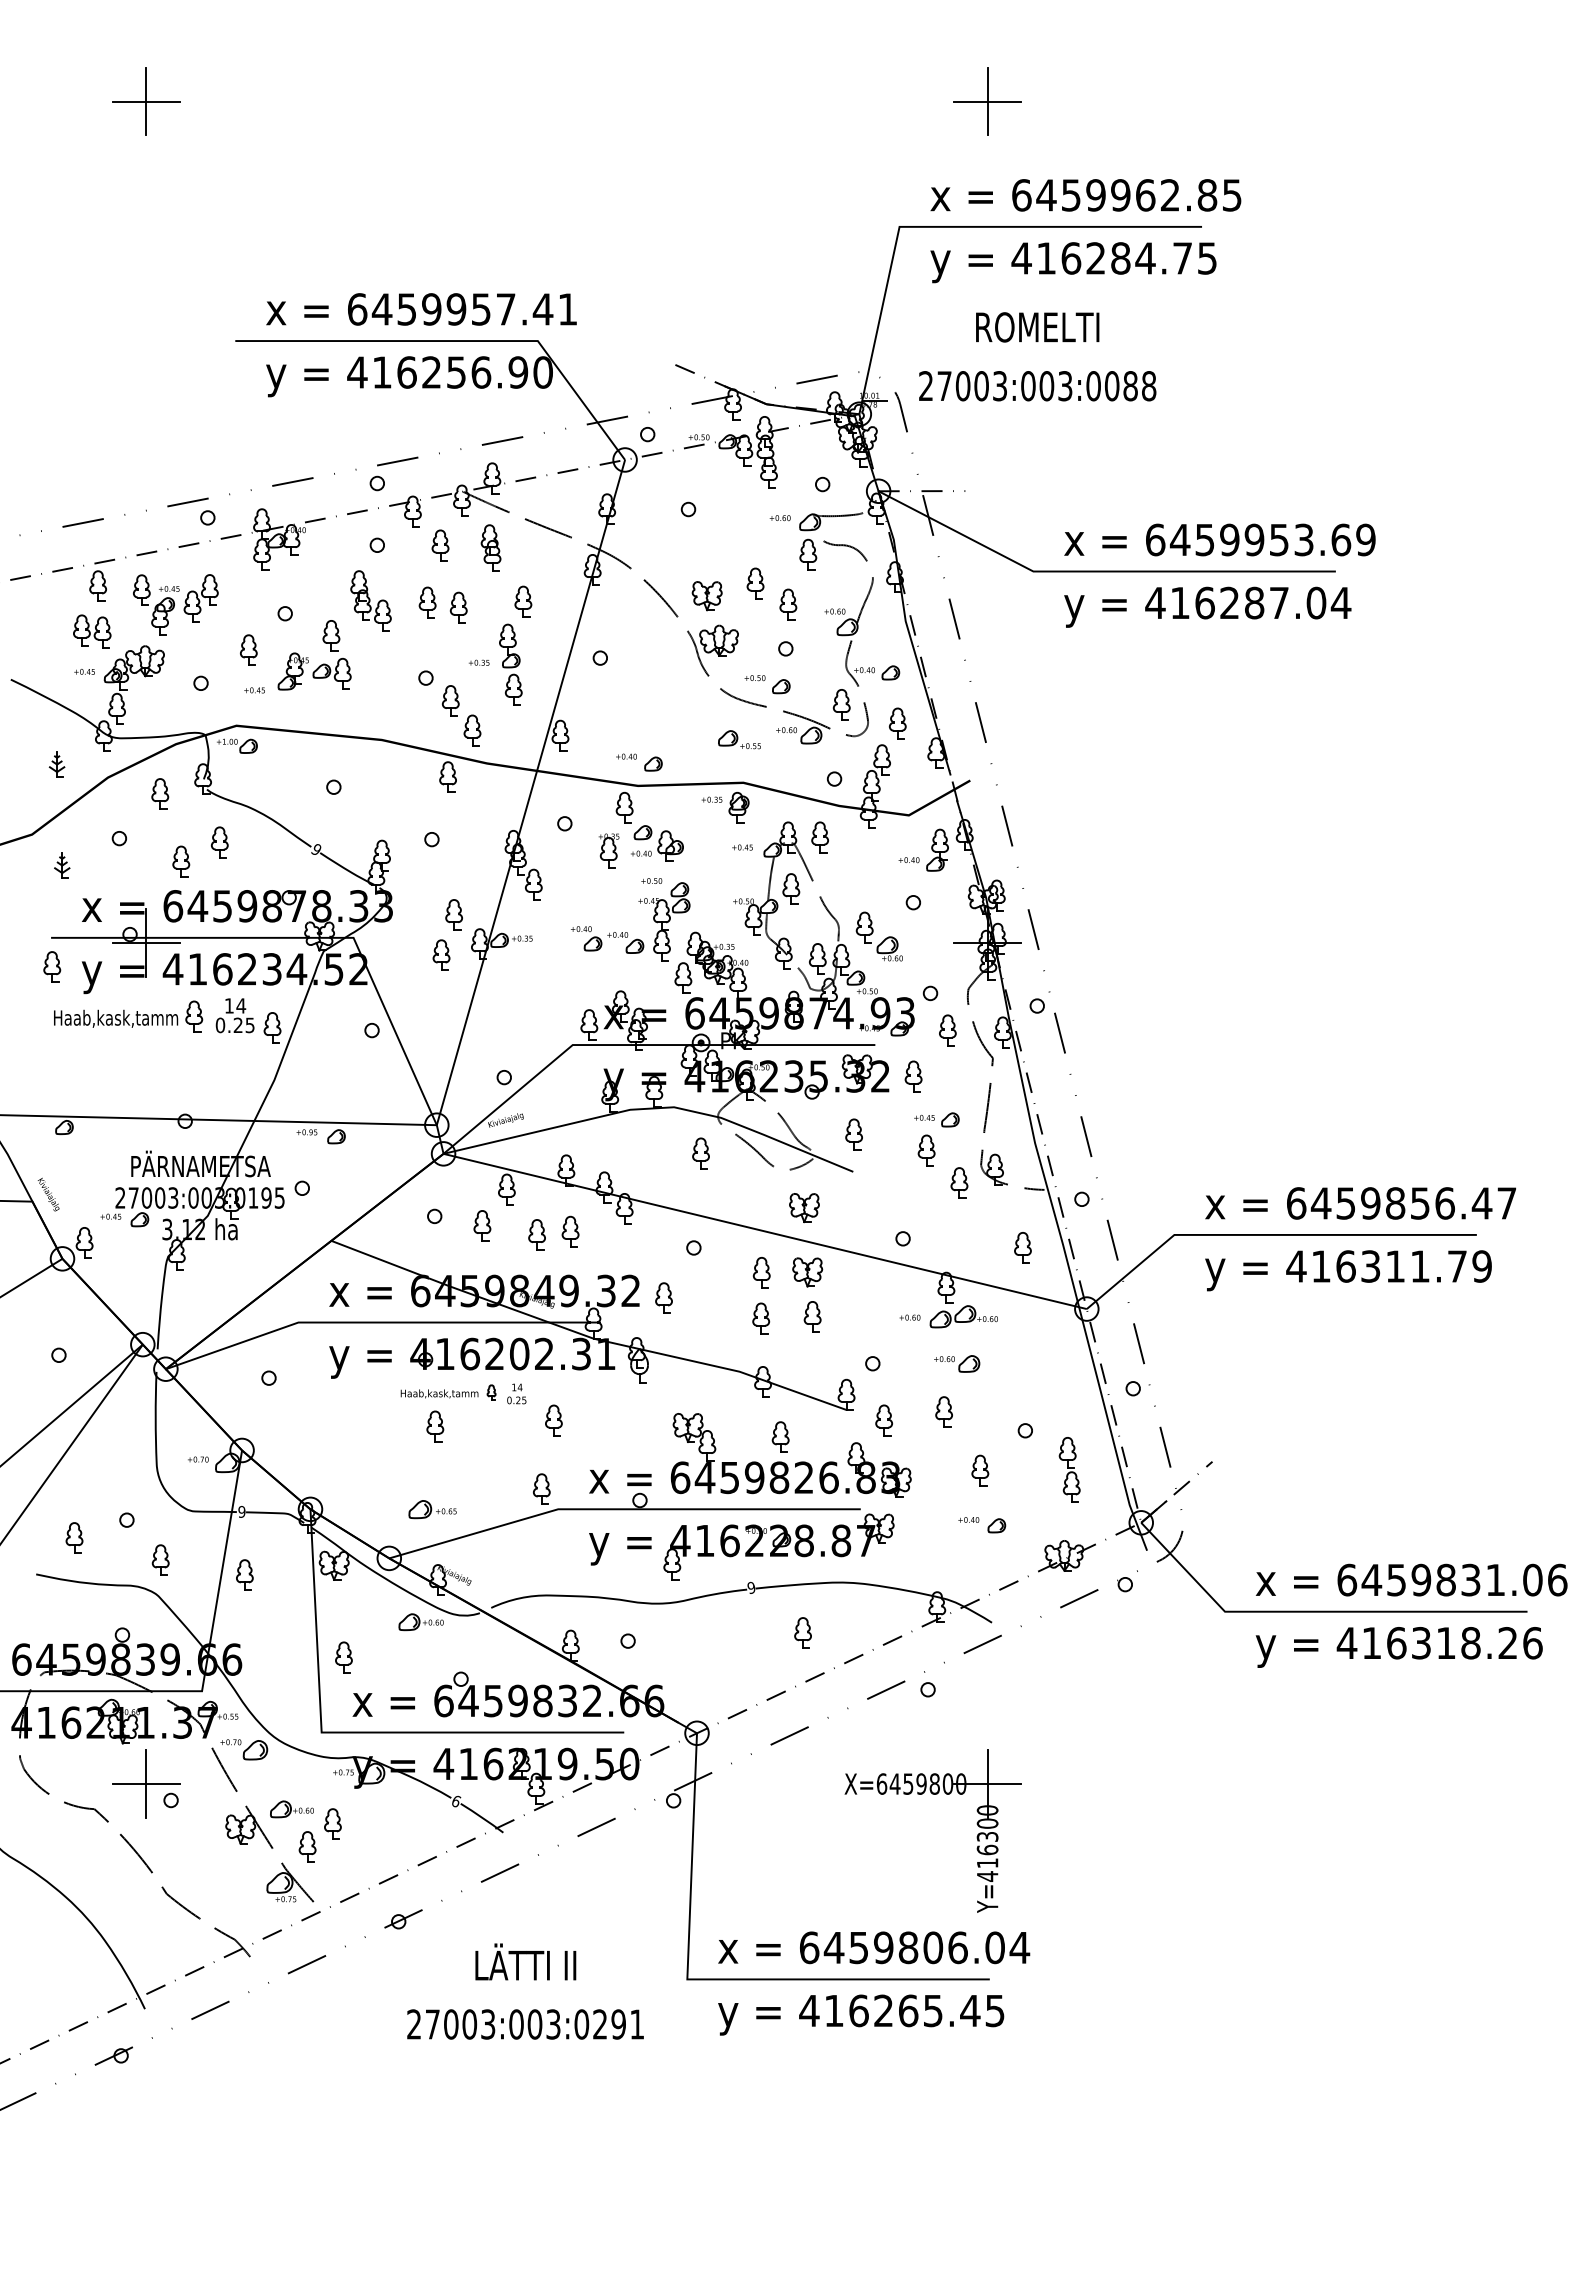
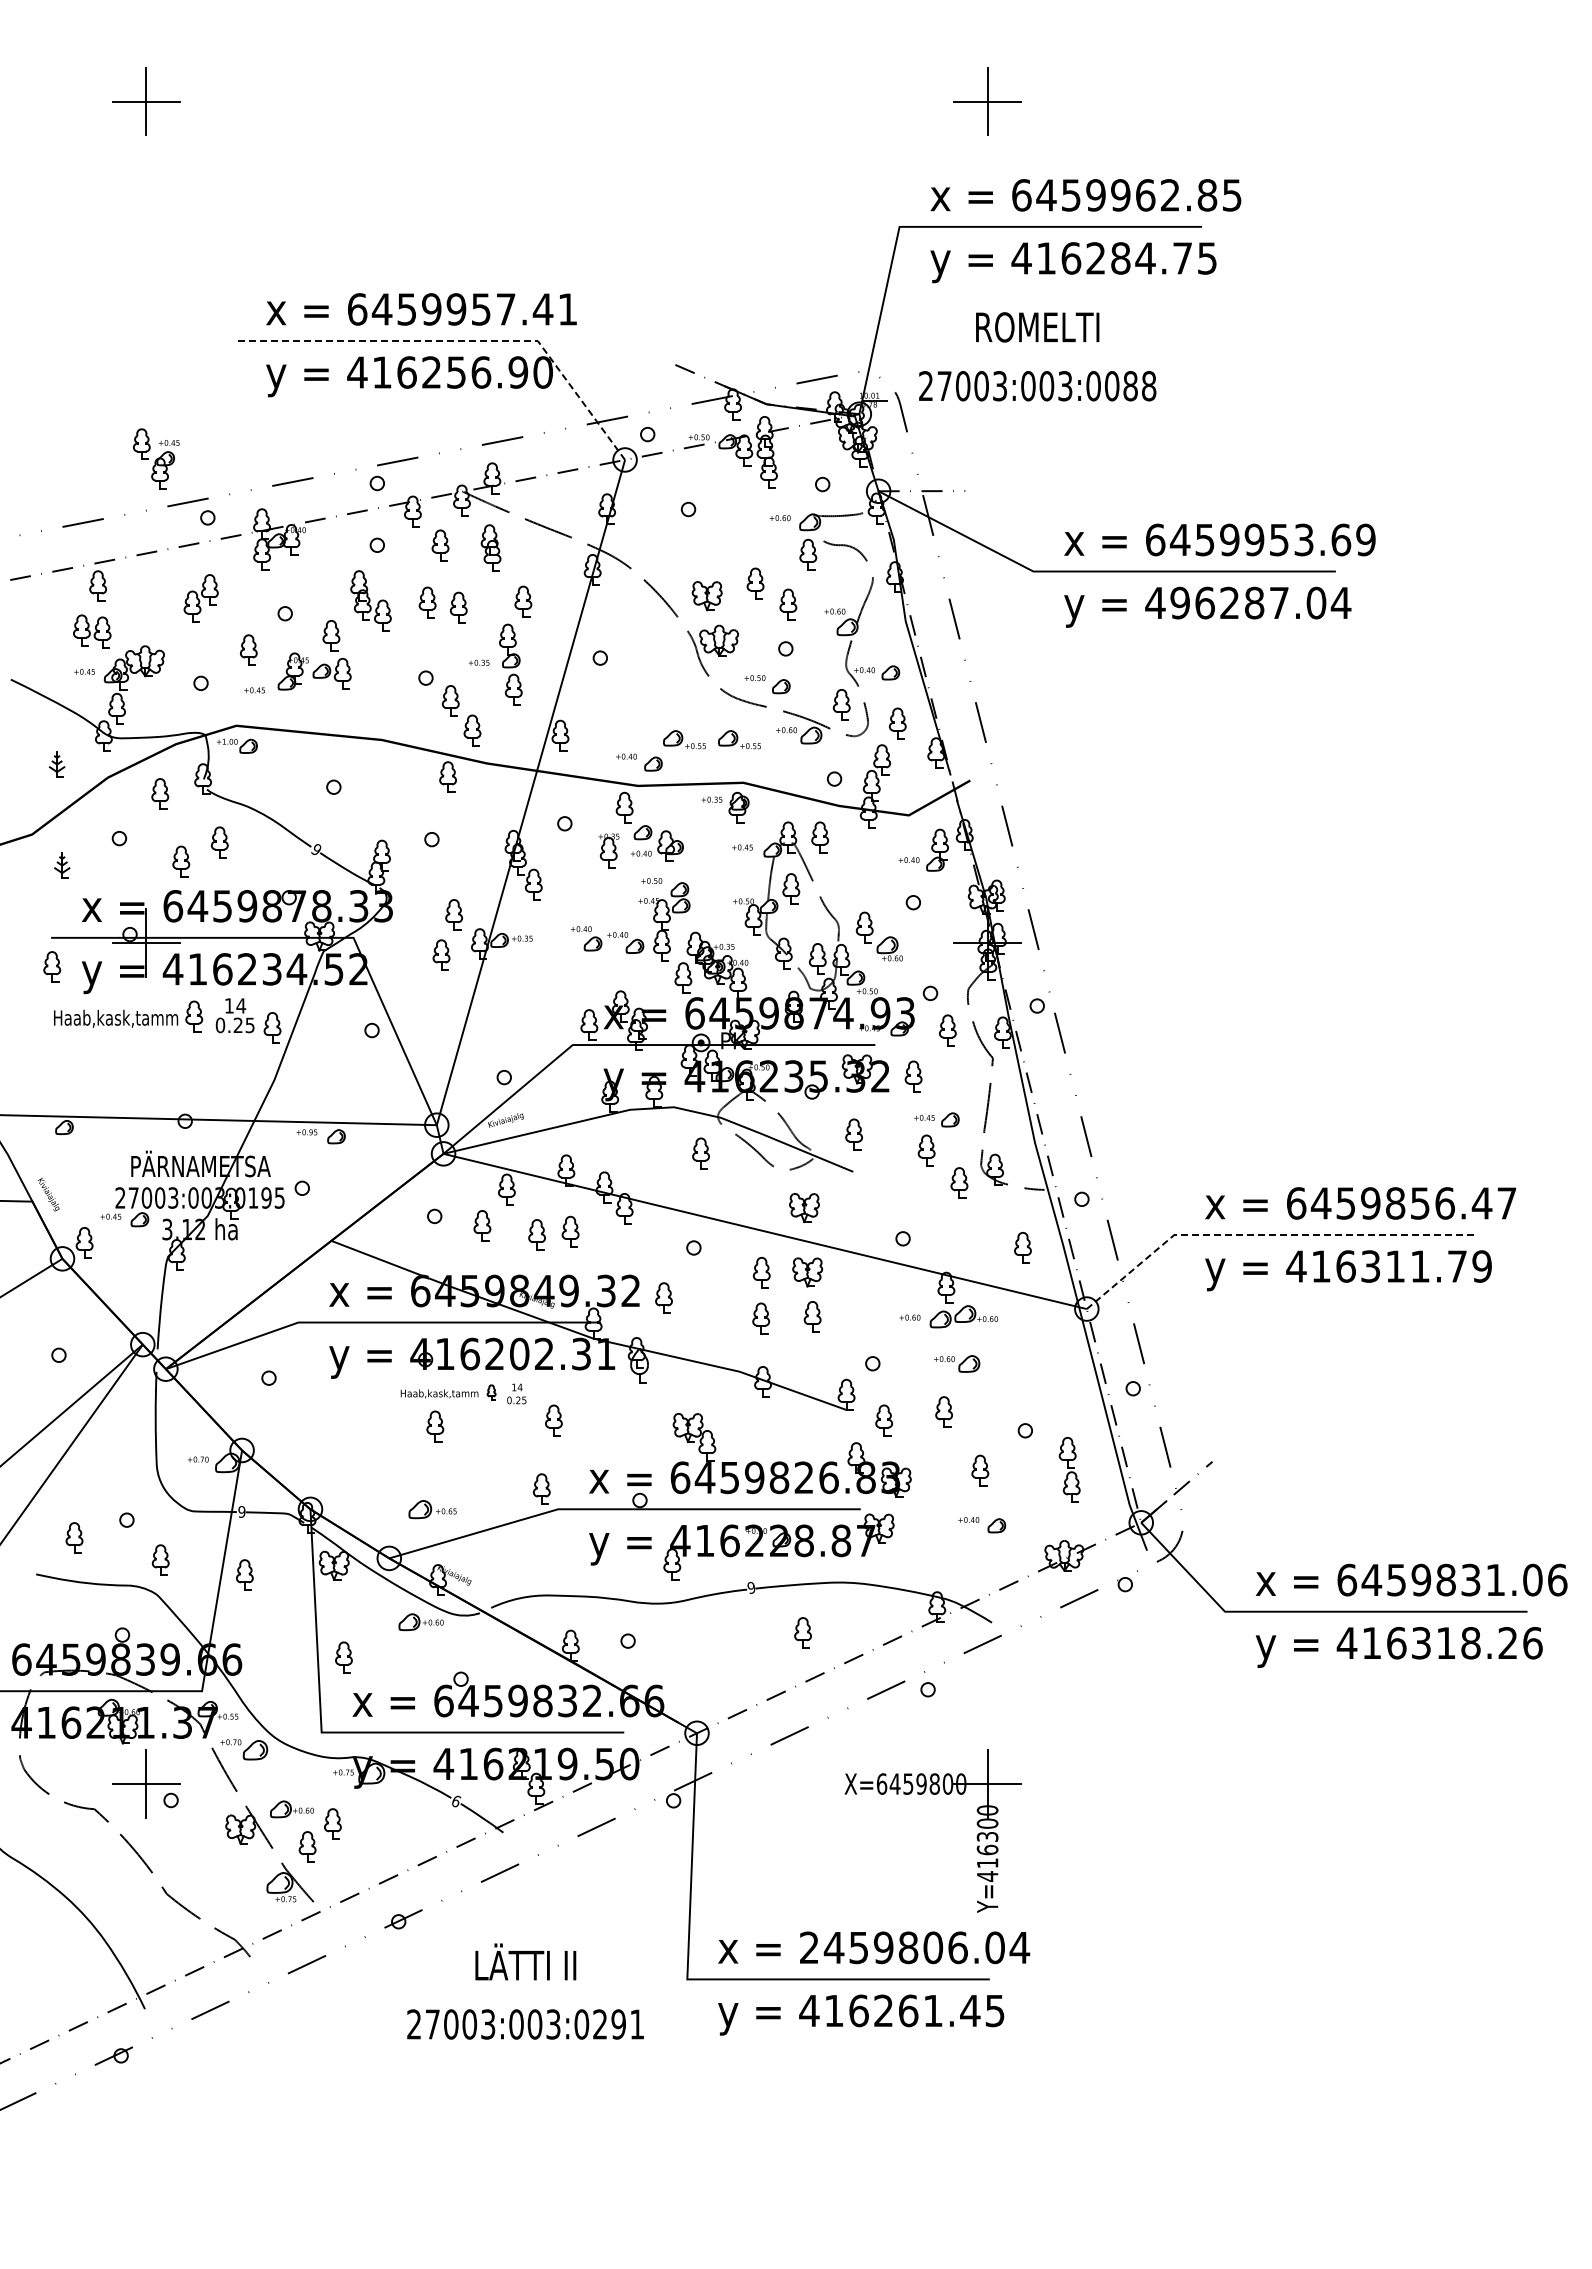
line: solid -> dashed (460, 341)
text: 416287.04 -> 496287.04 (1179, 602)
part position: (156, 604) -> (156, 458) (156, 458)
part: none -> present (684, 739)
line: solid -> dashed (1268, 1234)
part: present -> none (780, 1436)
text: 6459806.04 -> 2459806.04 (809, 1947)
text: 416265.45 -> 416261.45 (933, 2011)
